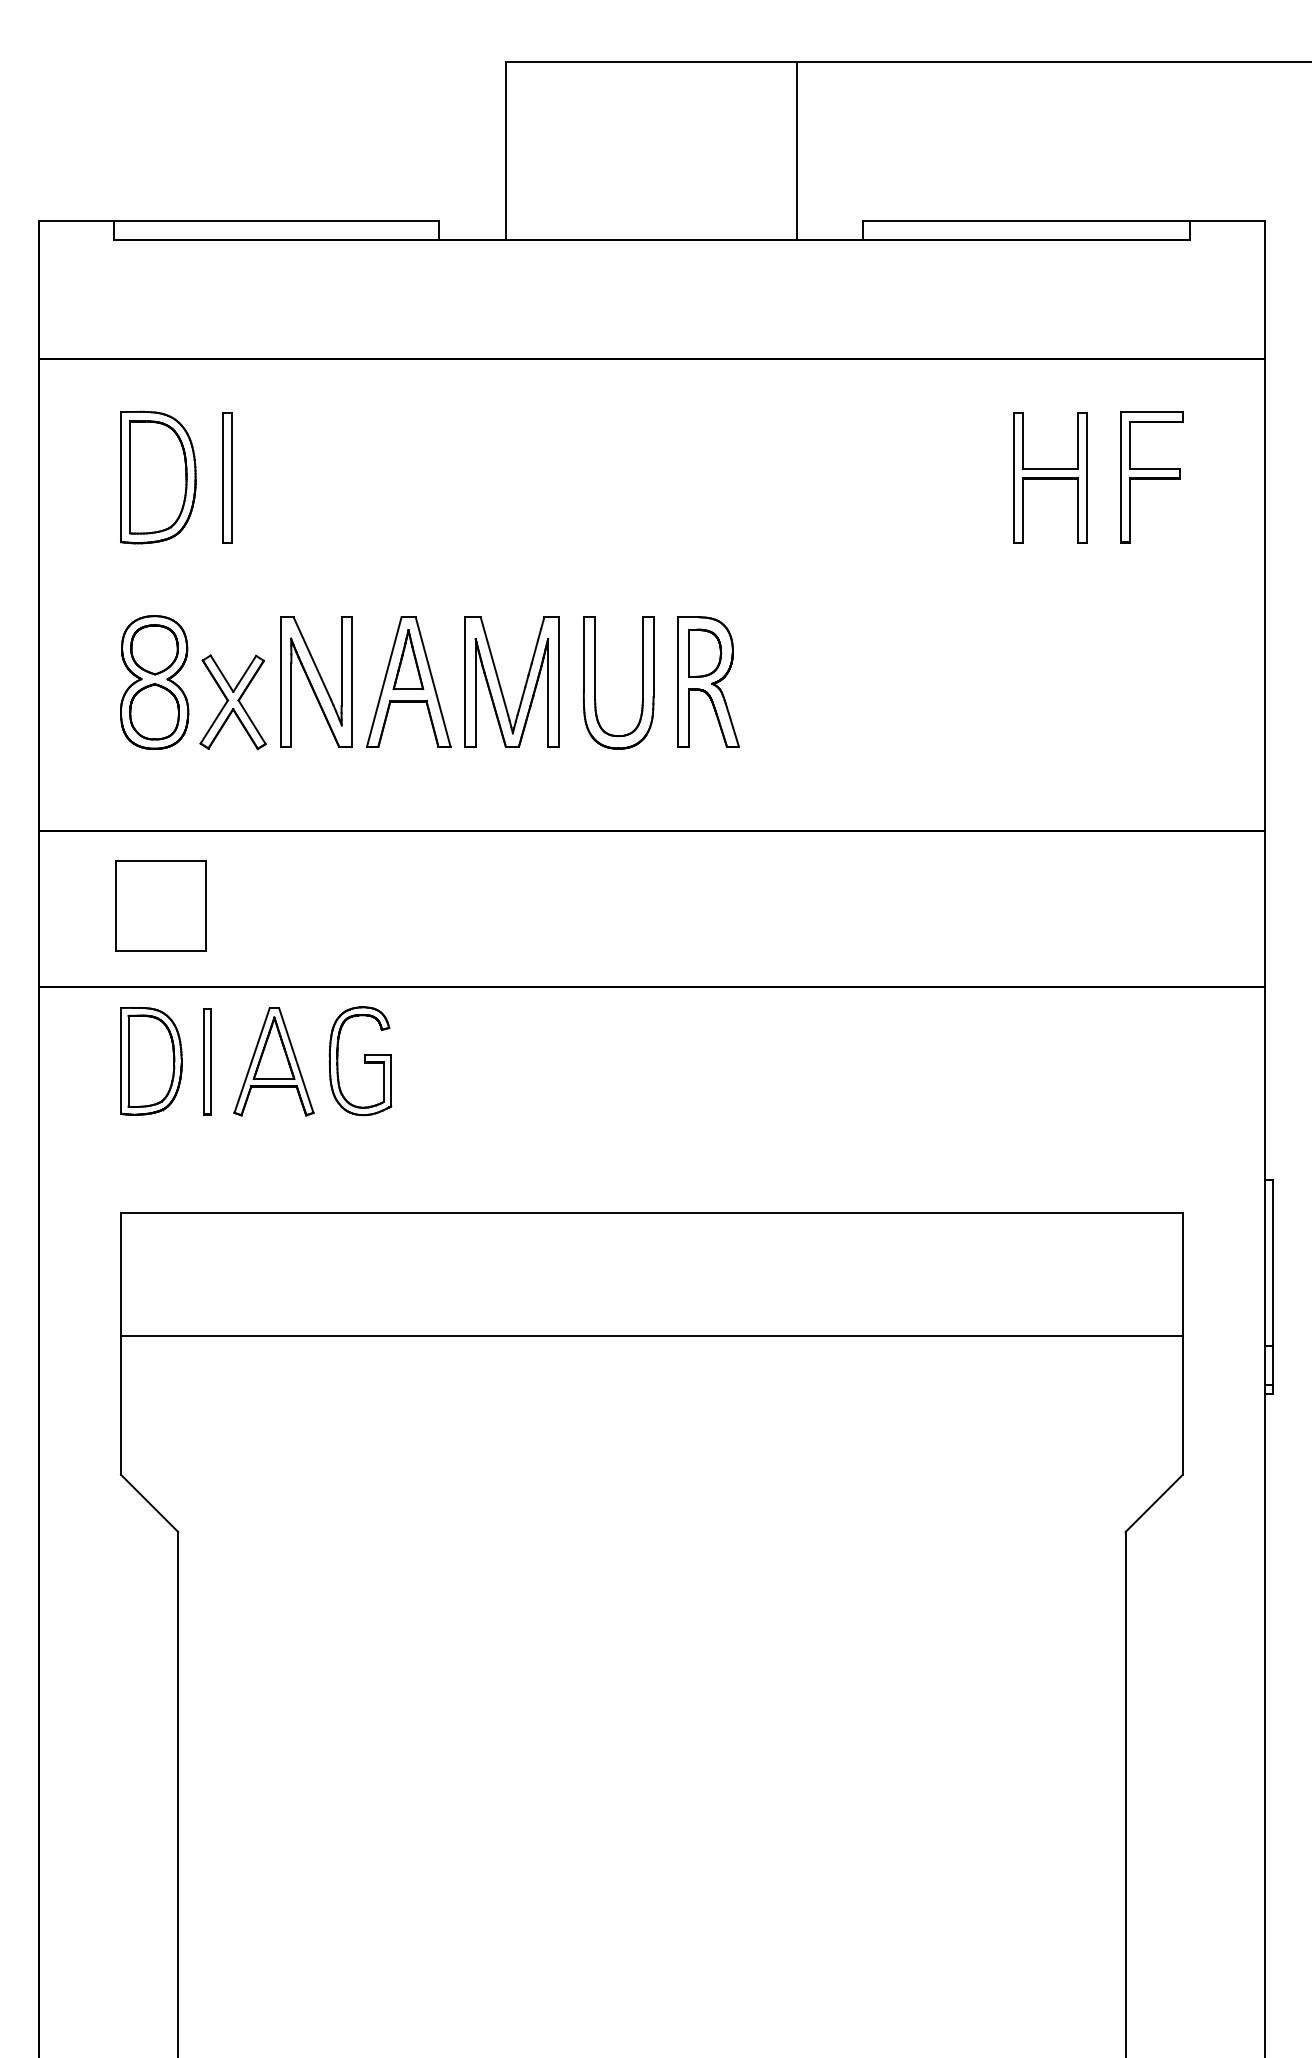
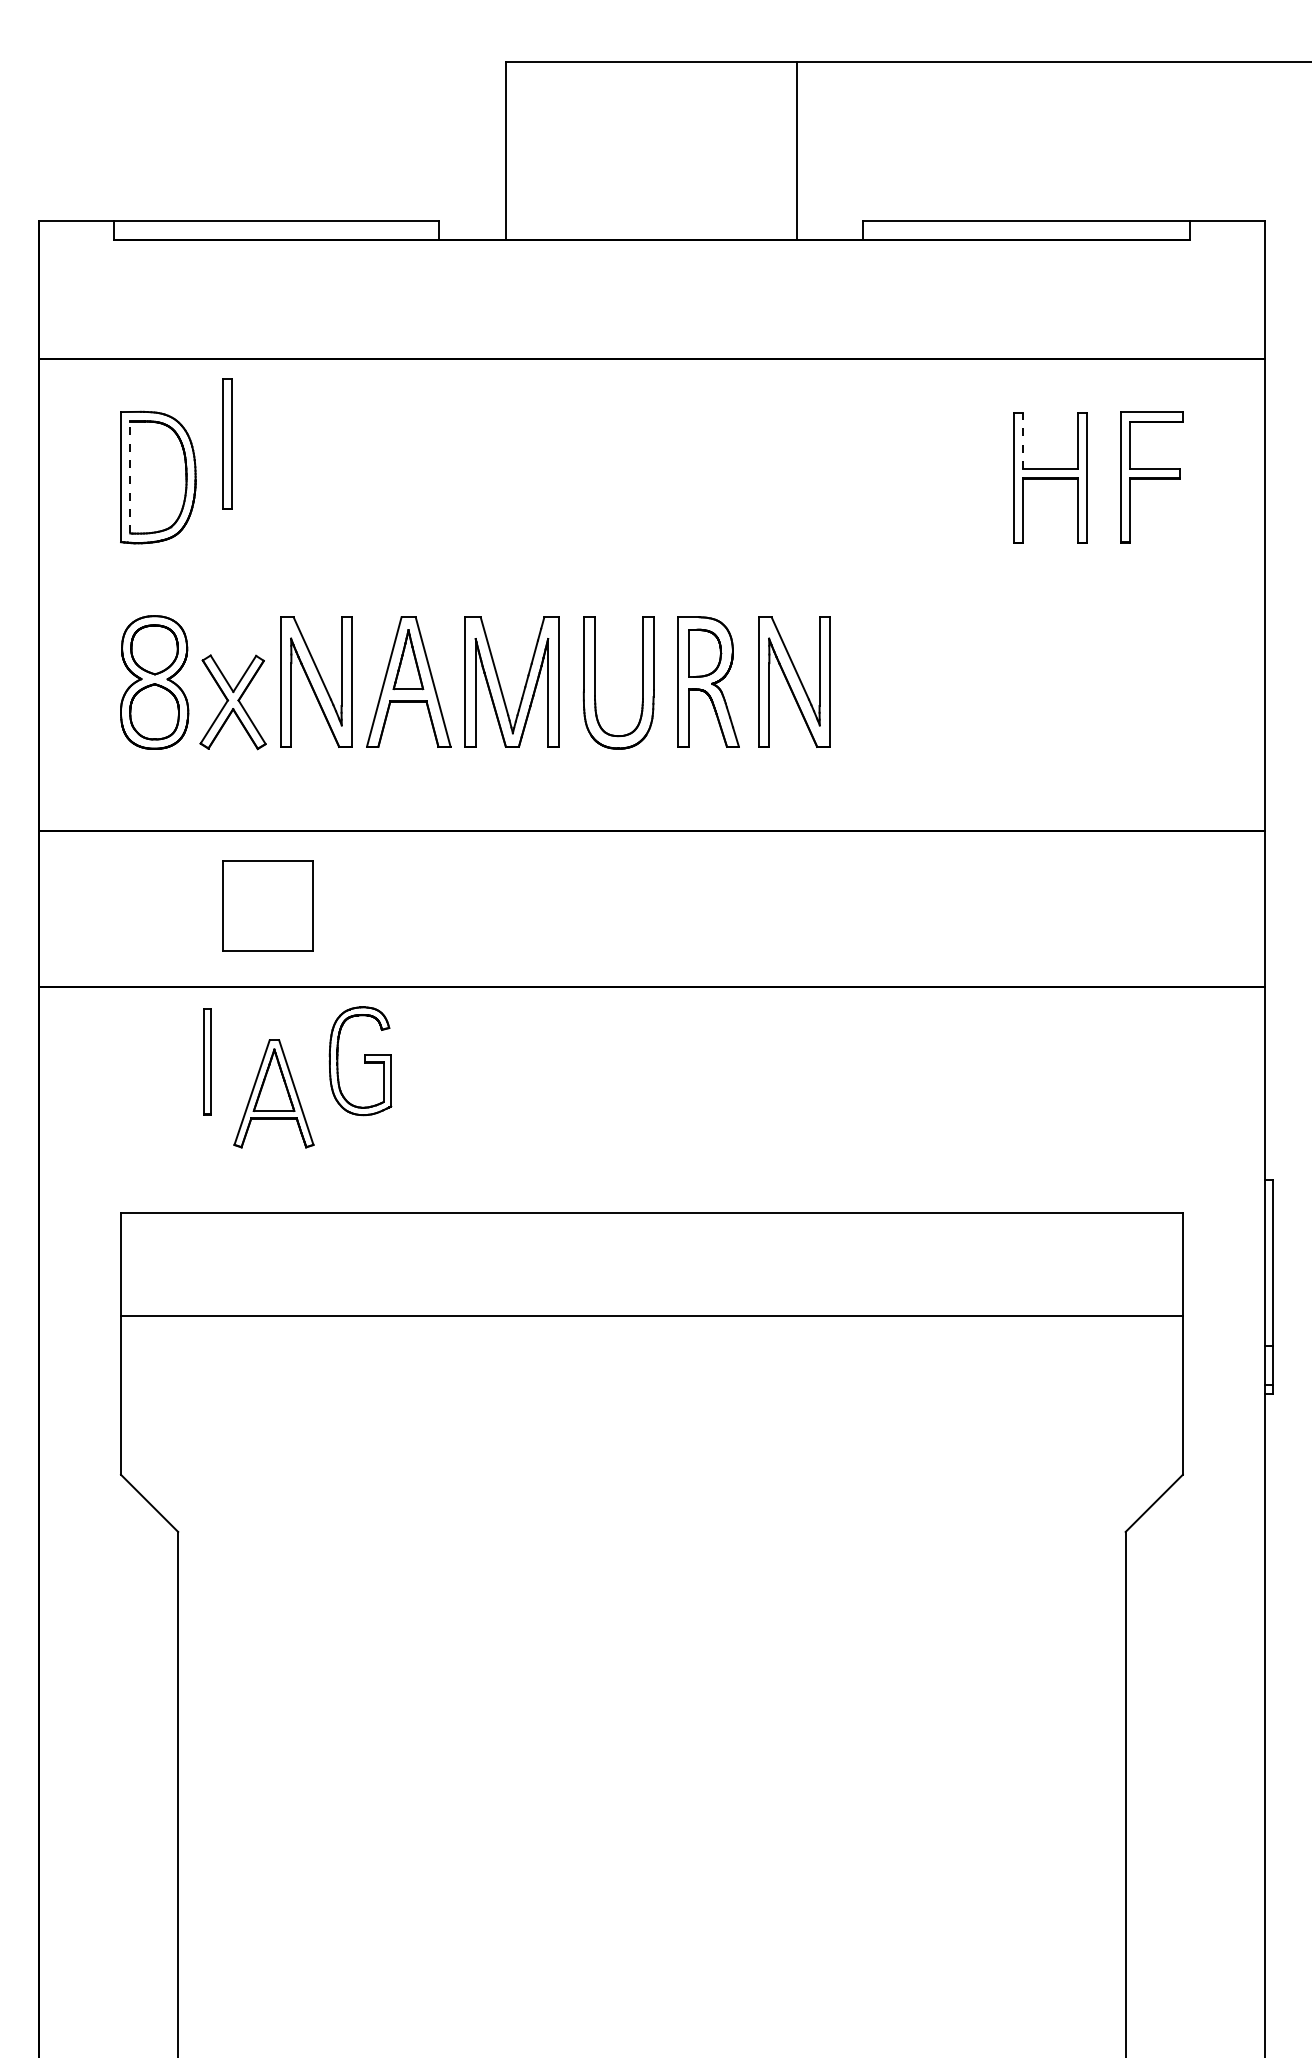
line: solid -> dashed (1023, 440)
line: solid -> dashed (130, 476)
part position: (227, 477) -> (227, 443) (227, 443)
part: none -> present (794, 681)
part position: (160, 905) -> (267, 905) (267, 905)
part: present -> none (151, 1061)
part position: (273, 1061) -> (273, 1093) (273, 1093)
line position: (651, 1335) -> (651, 1315) (651, 1315)
